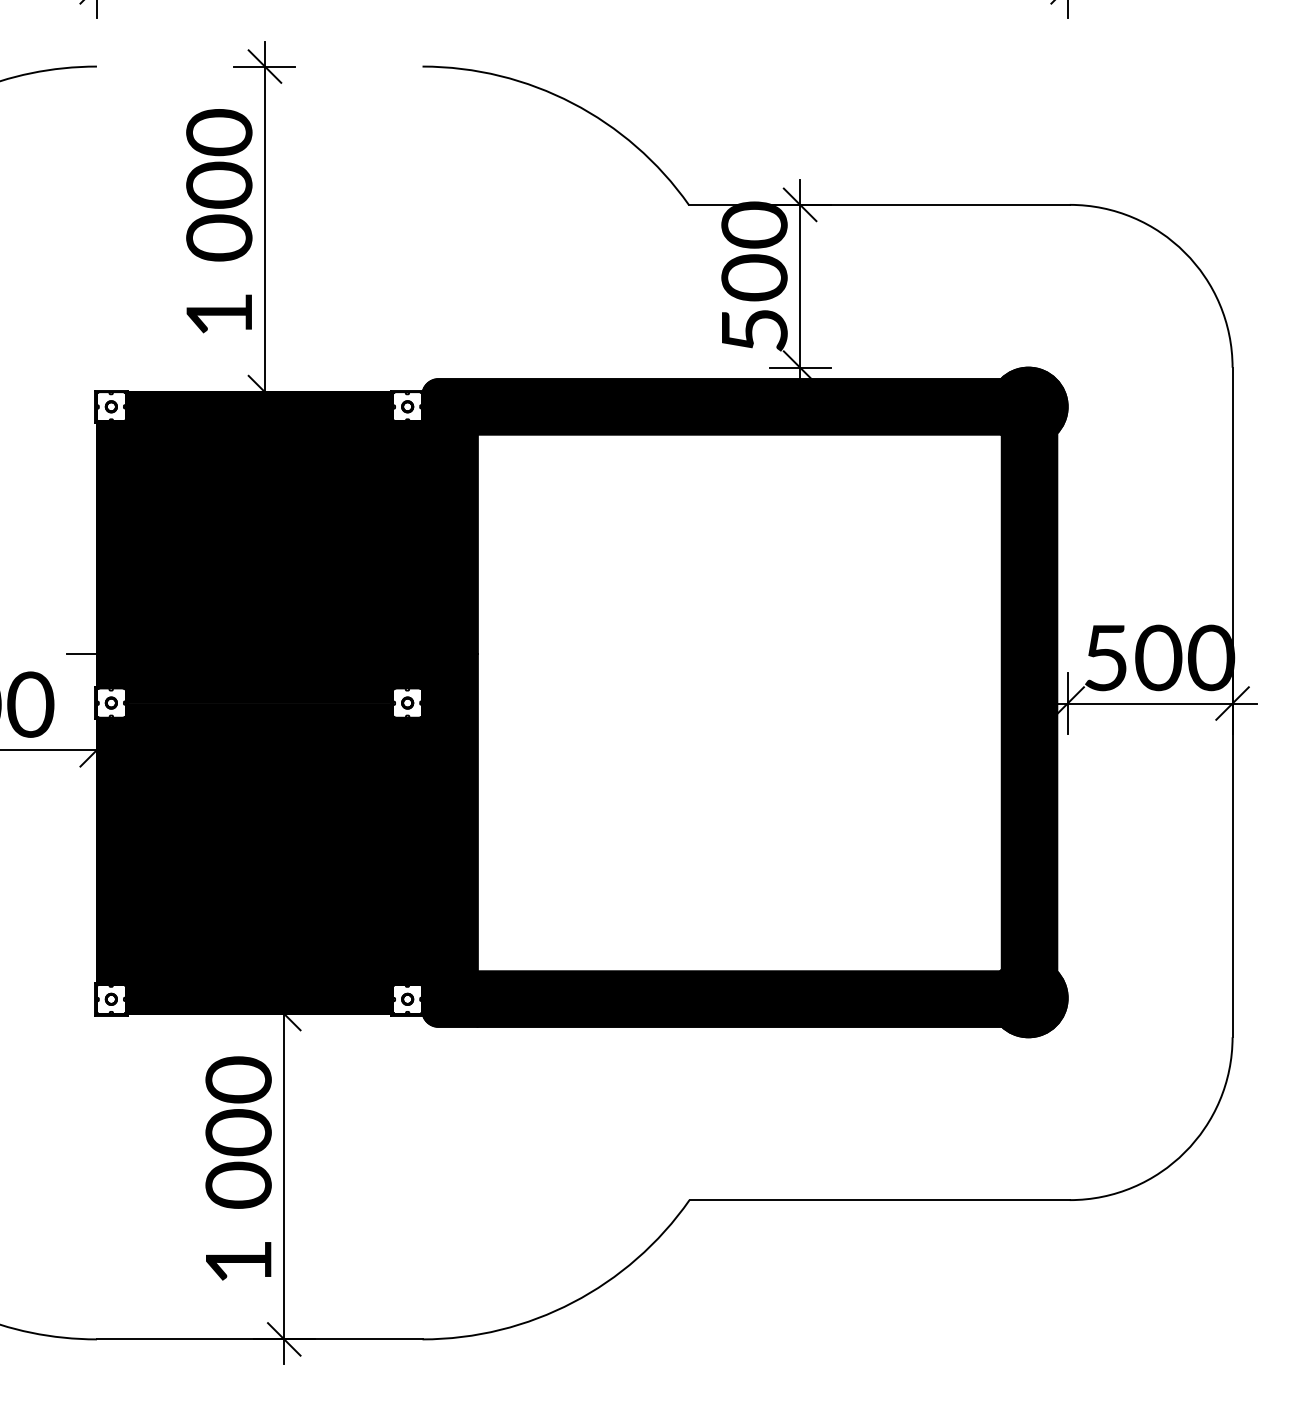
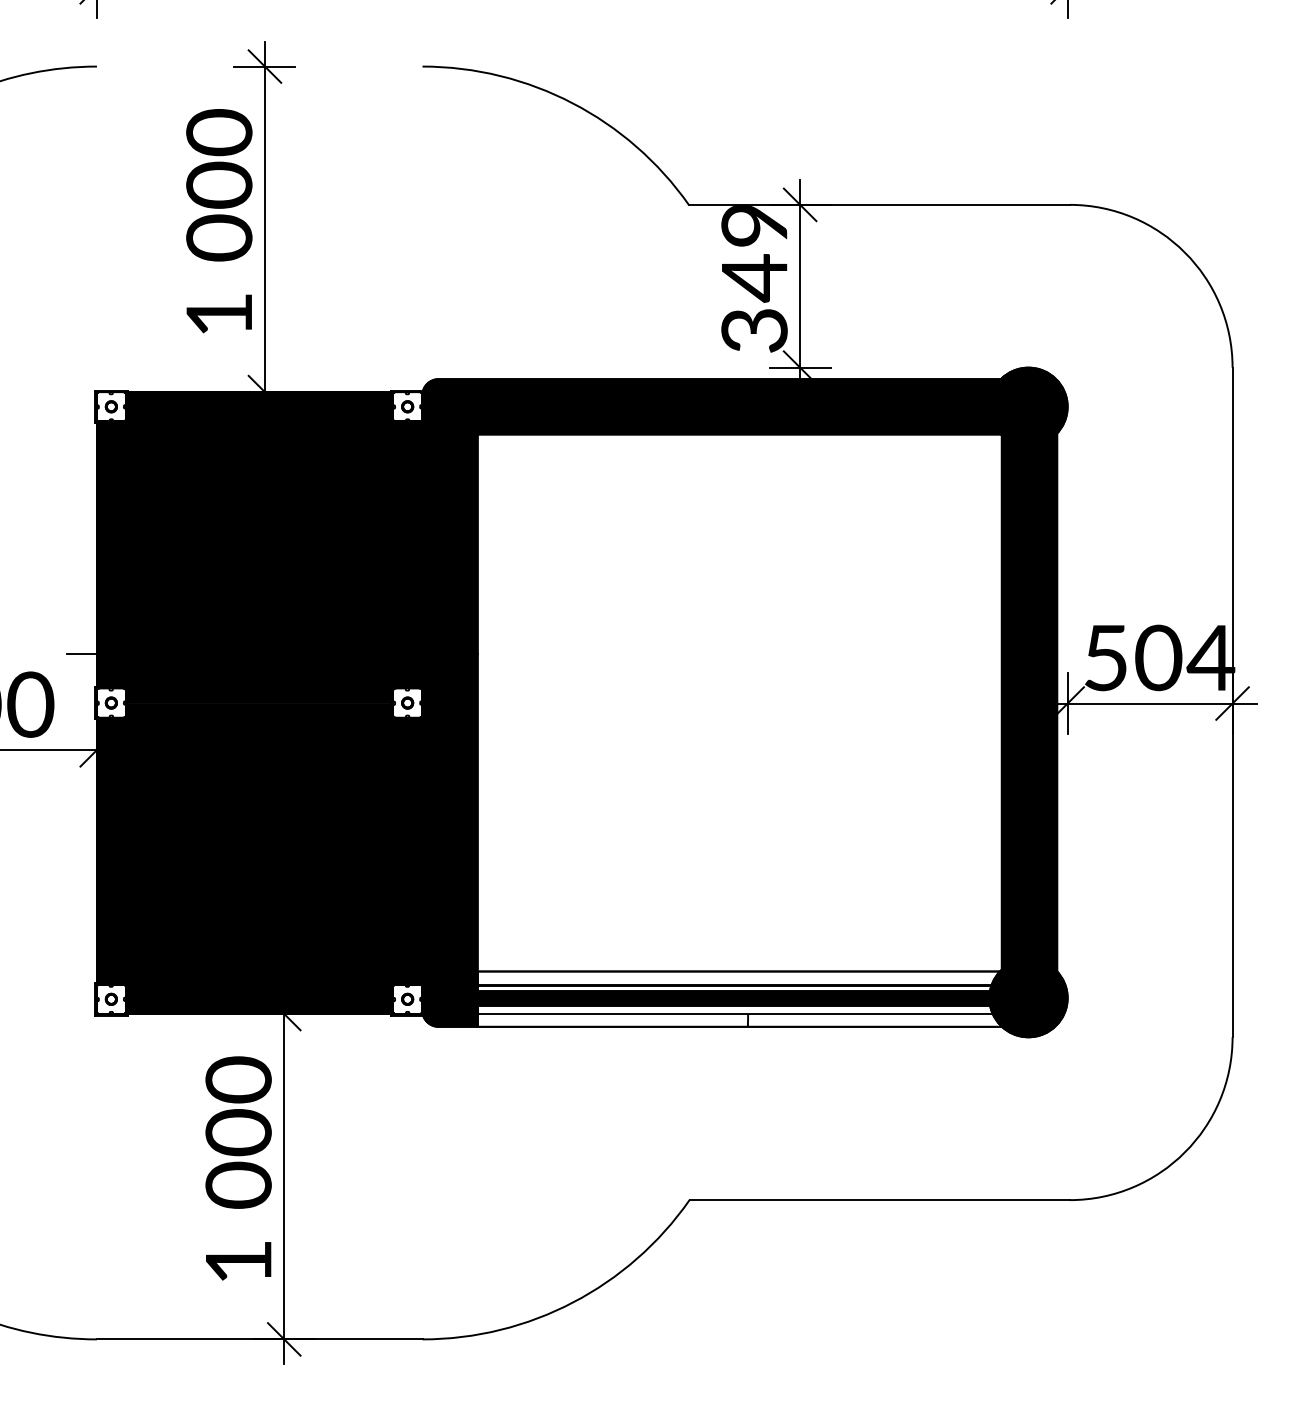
text: 500 -> 349 (754, 276)
text: 500 -> 504 (1210, 657)
fill: present -> none (767, 998)
